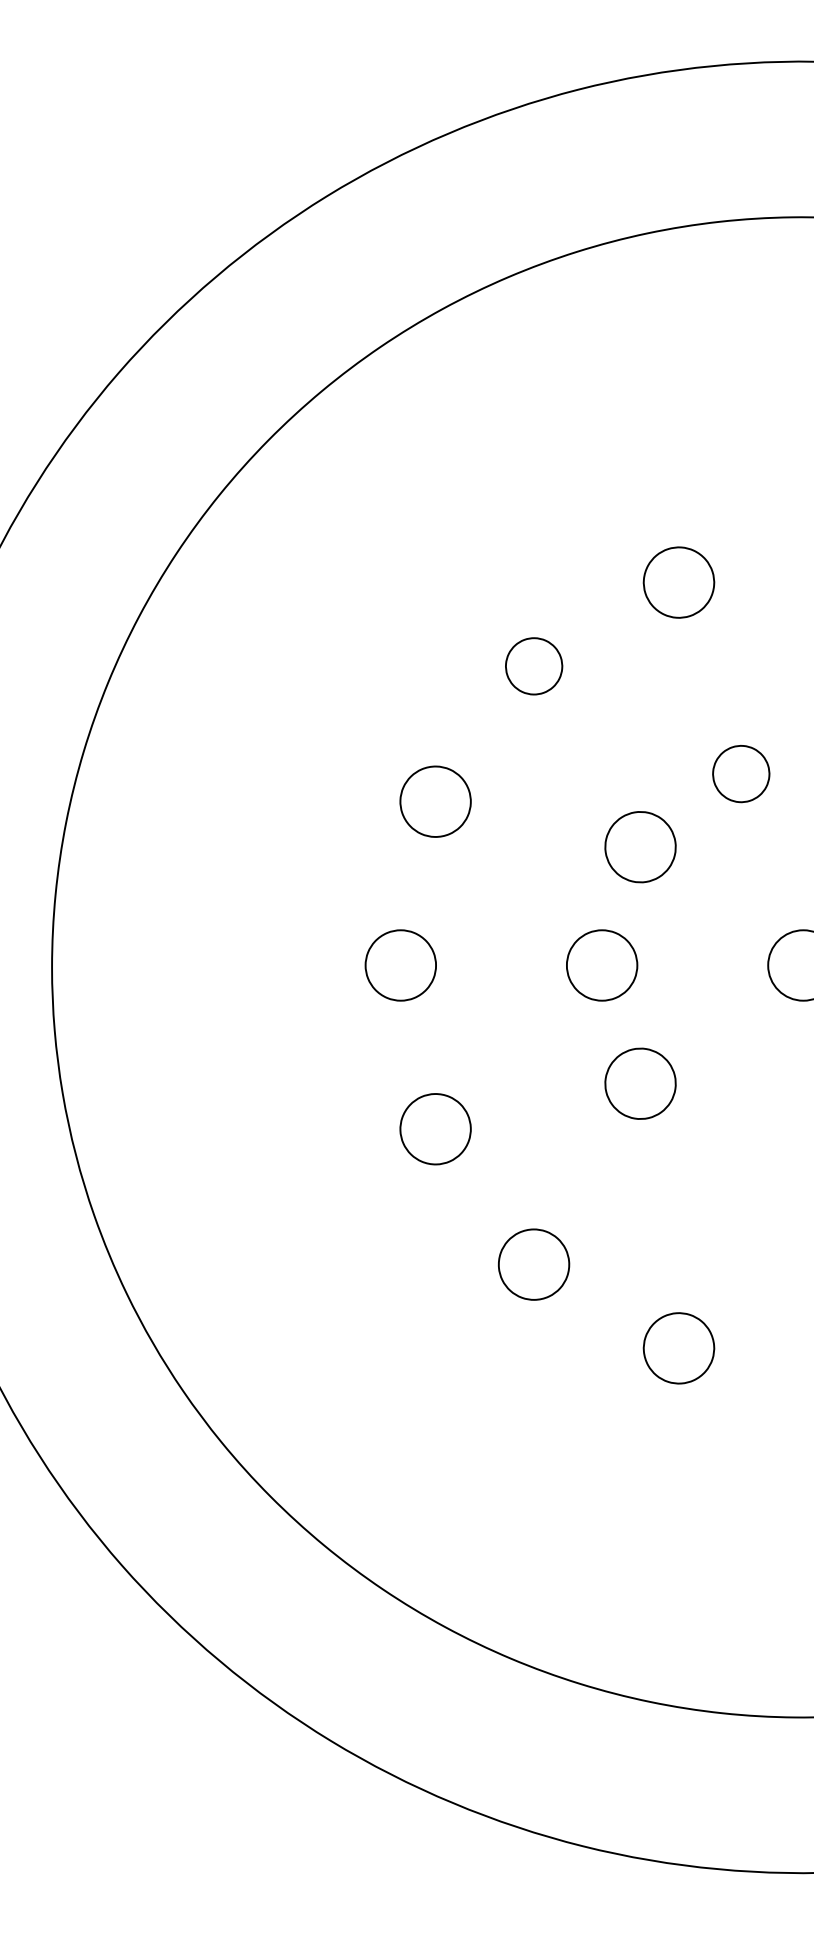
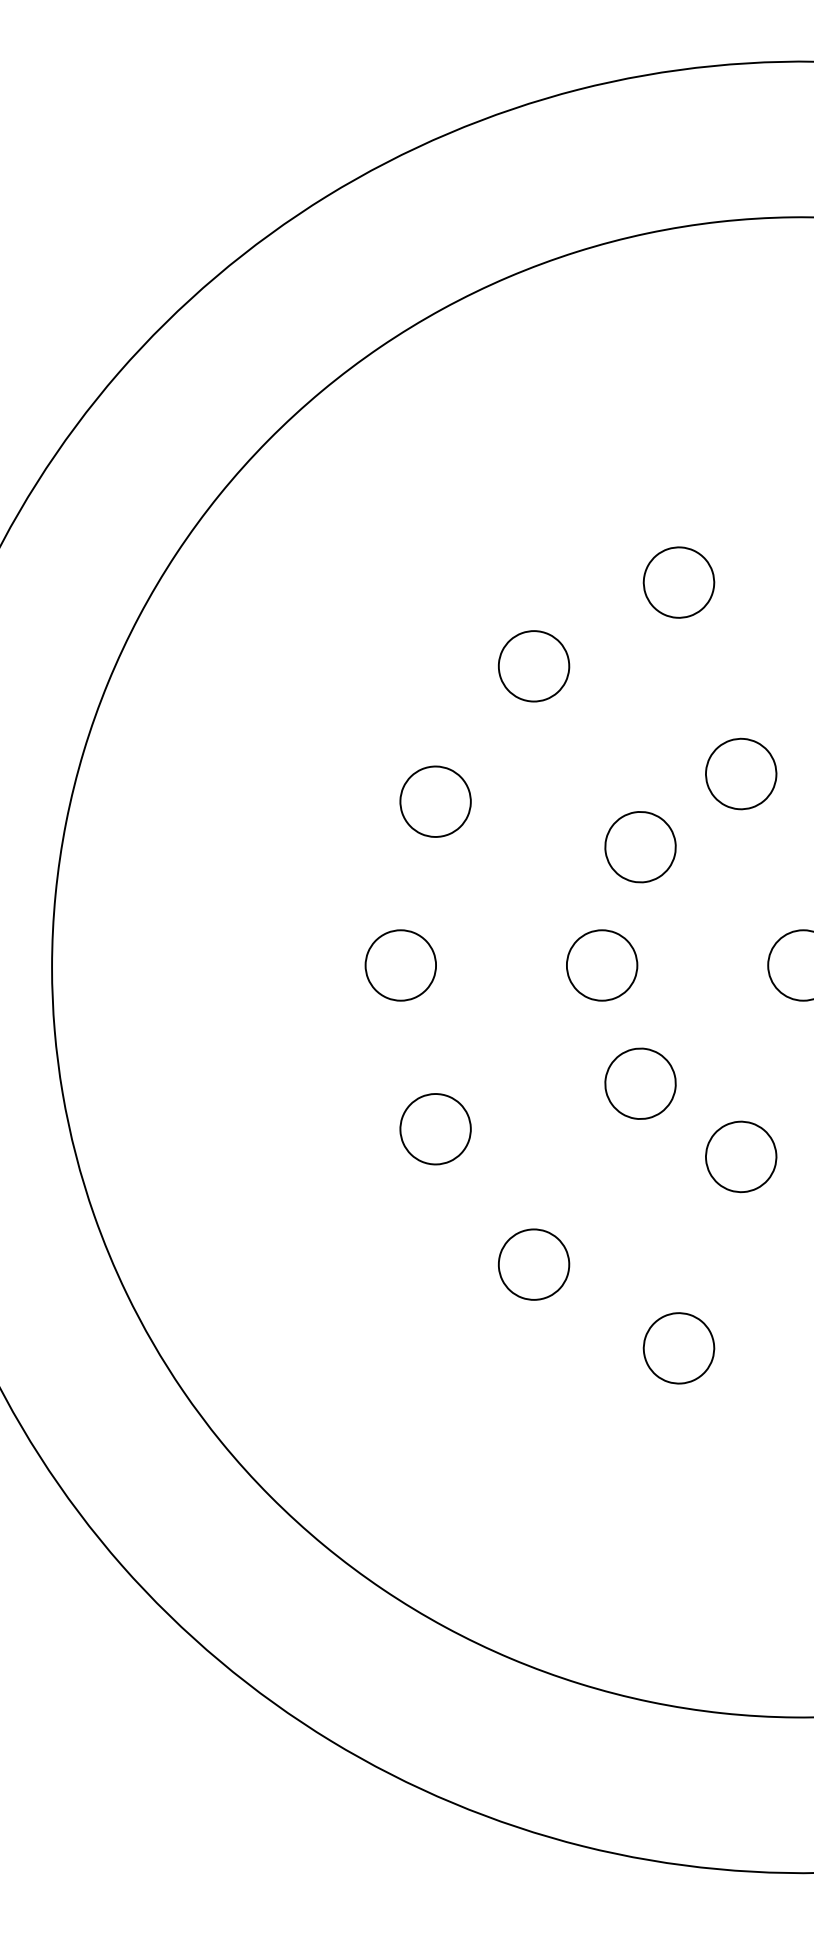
part size: 59x59 px -> 73x73 px (534, 666)
part size: 59x59 px -> 73x74 px (741, 773)
part: none -> present (741, 1156)
